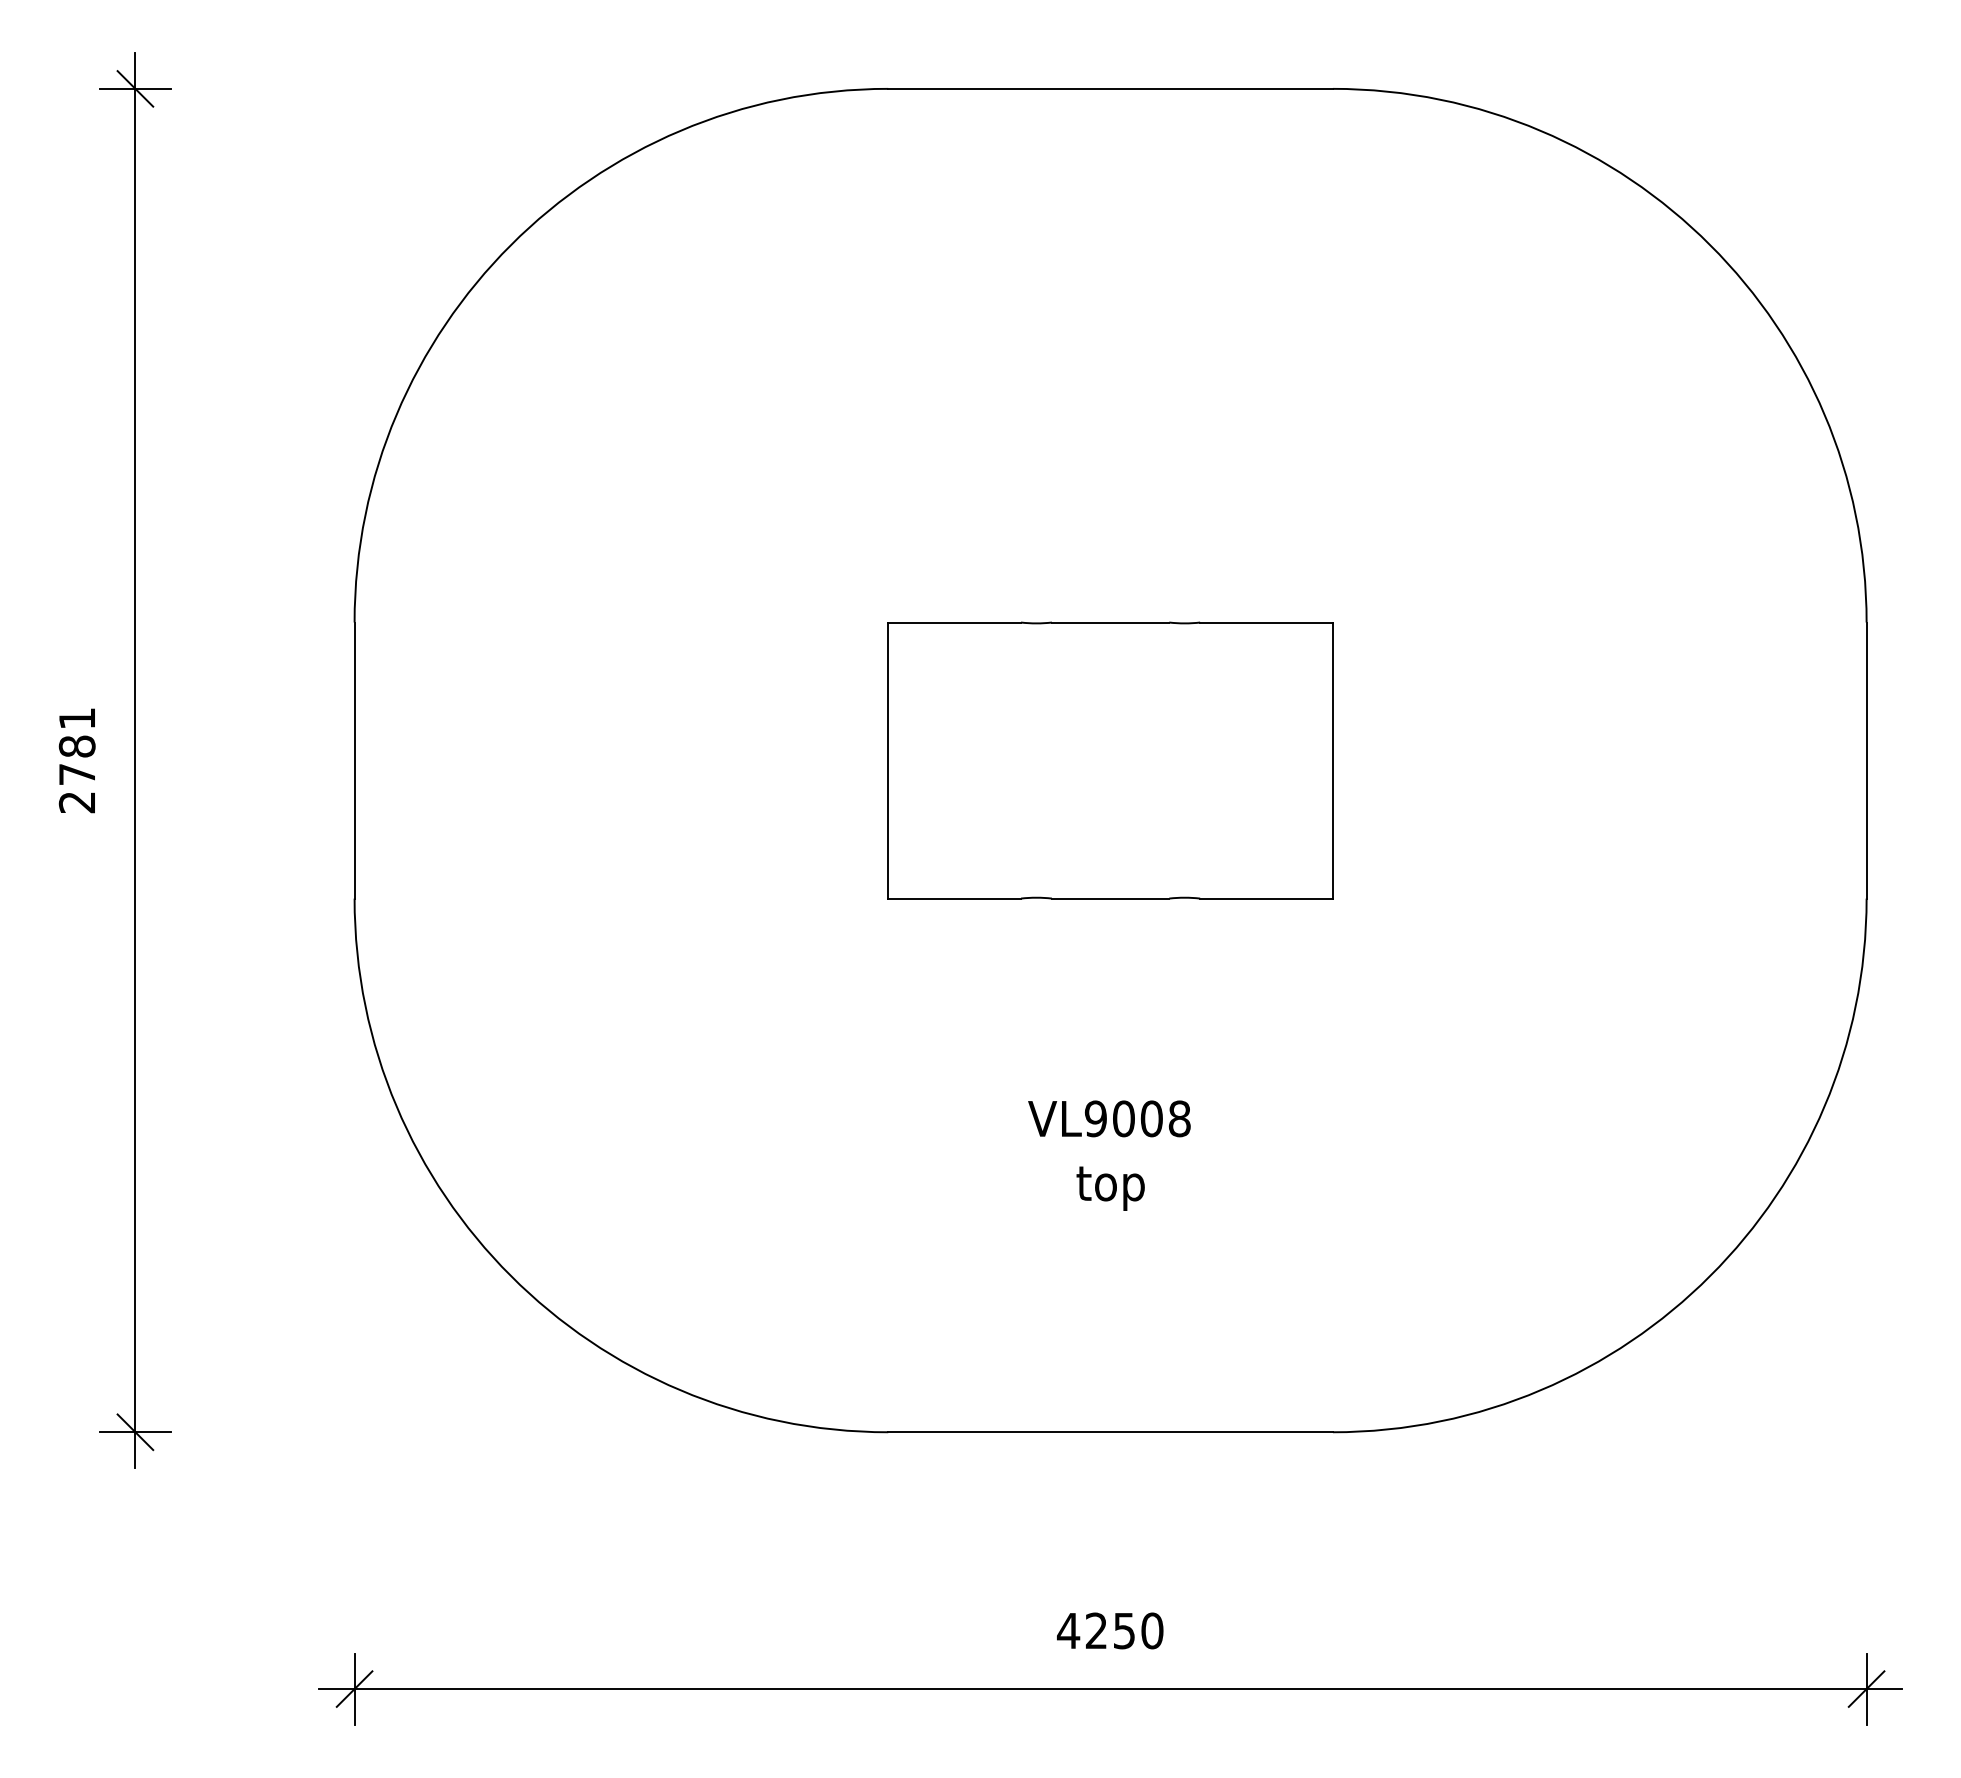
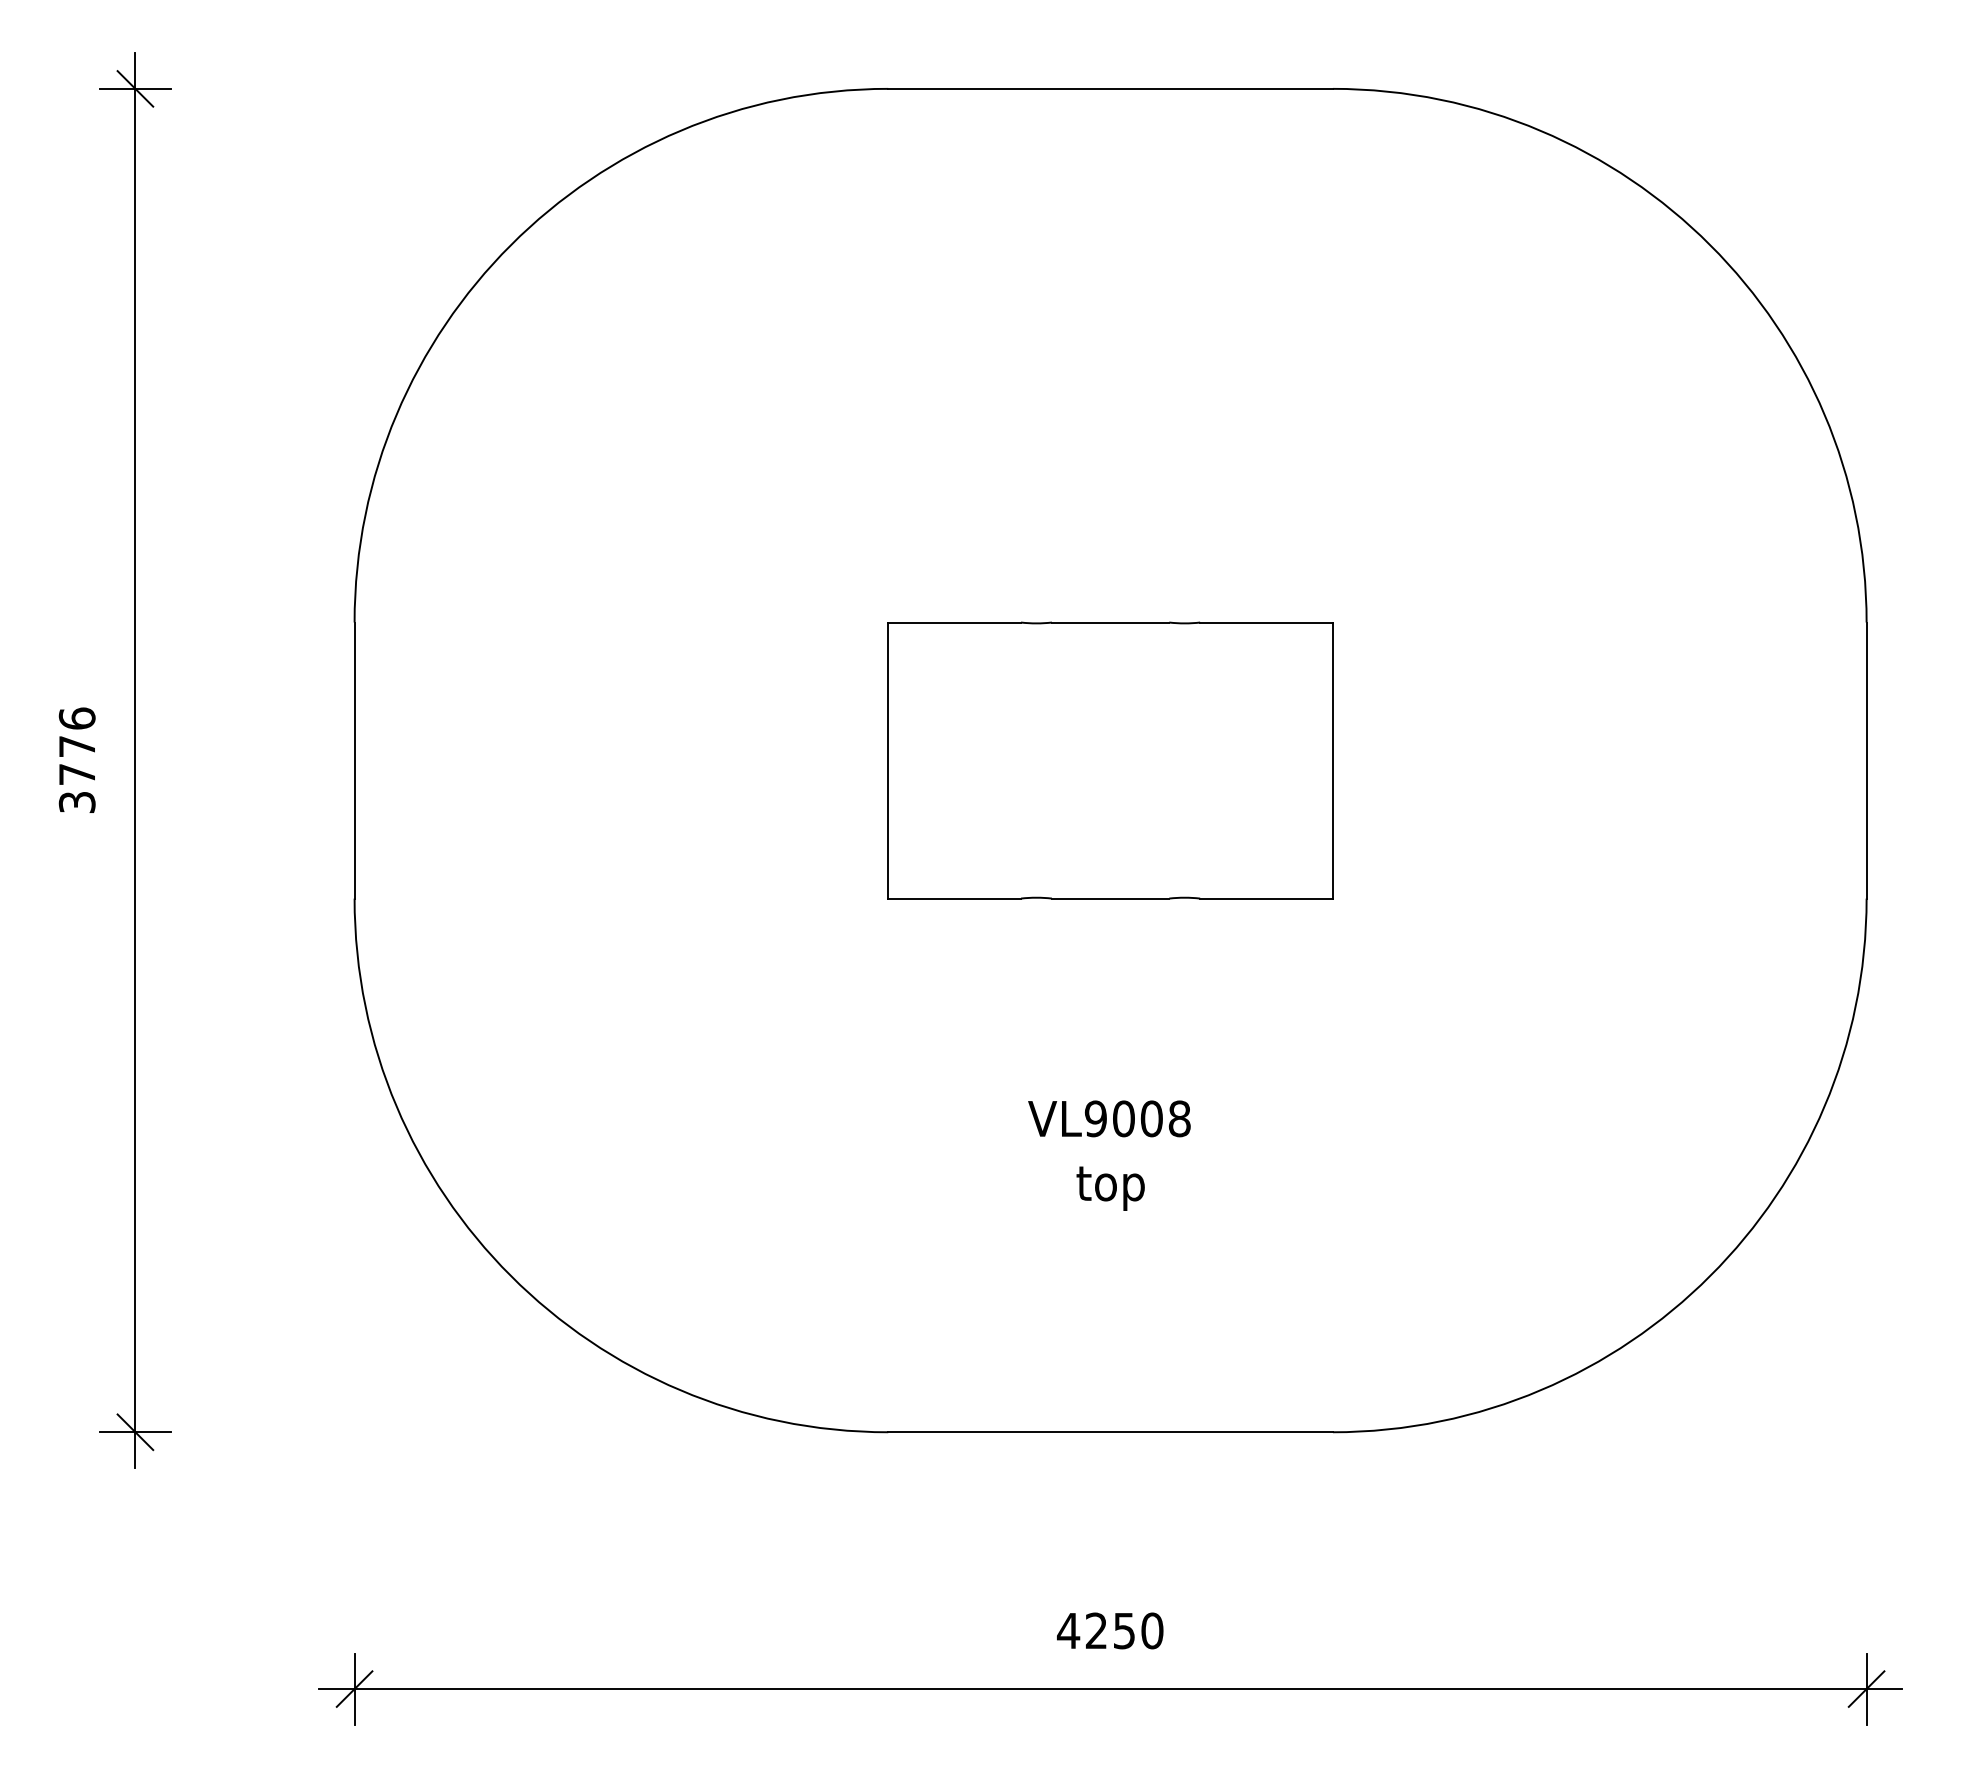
text: 2781 -> 3776 (76, 760)
